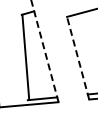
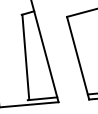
line: dashed -> solid (44, 51)
line: dashed -> solid (78, 58)
